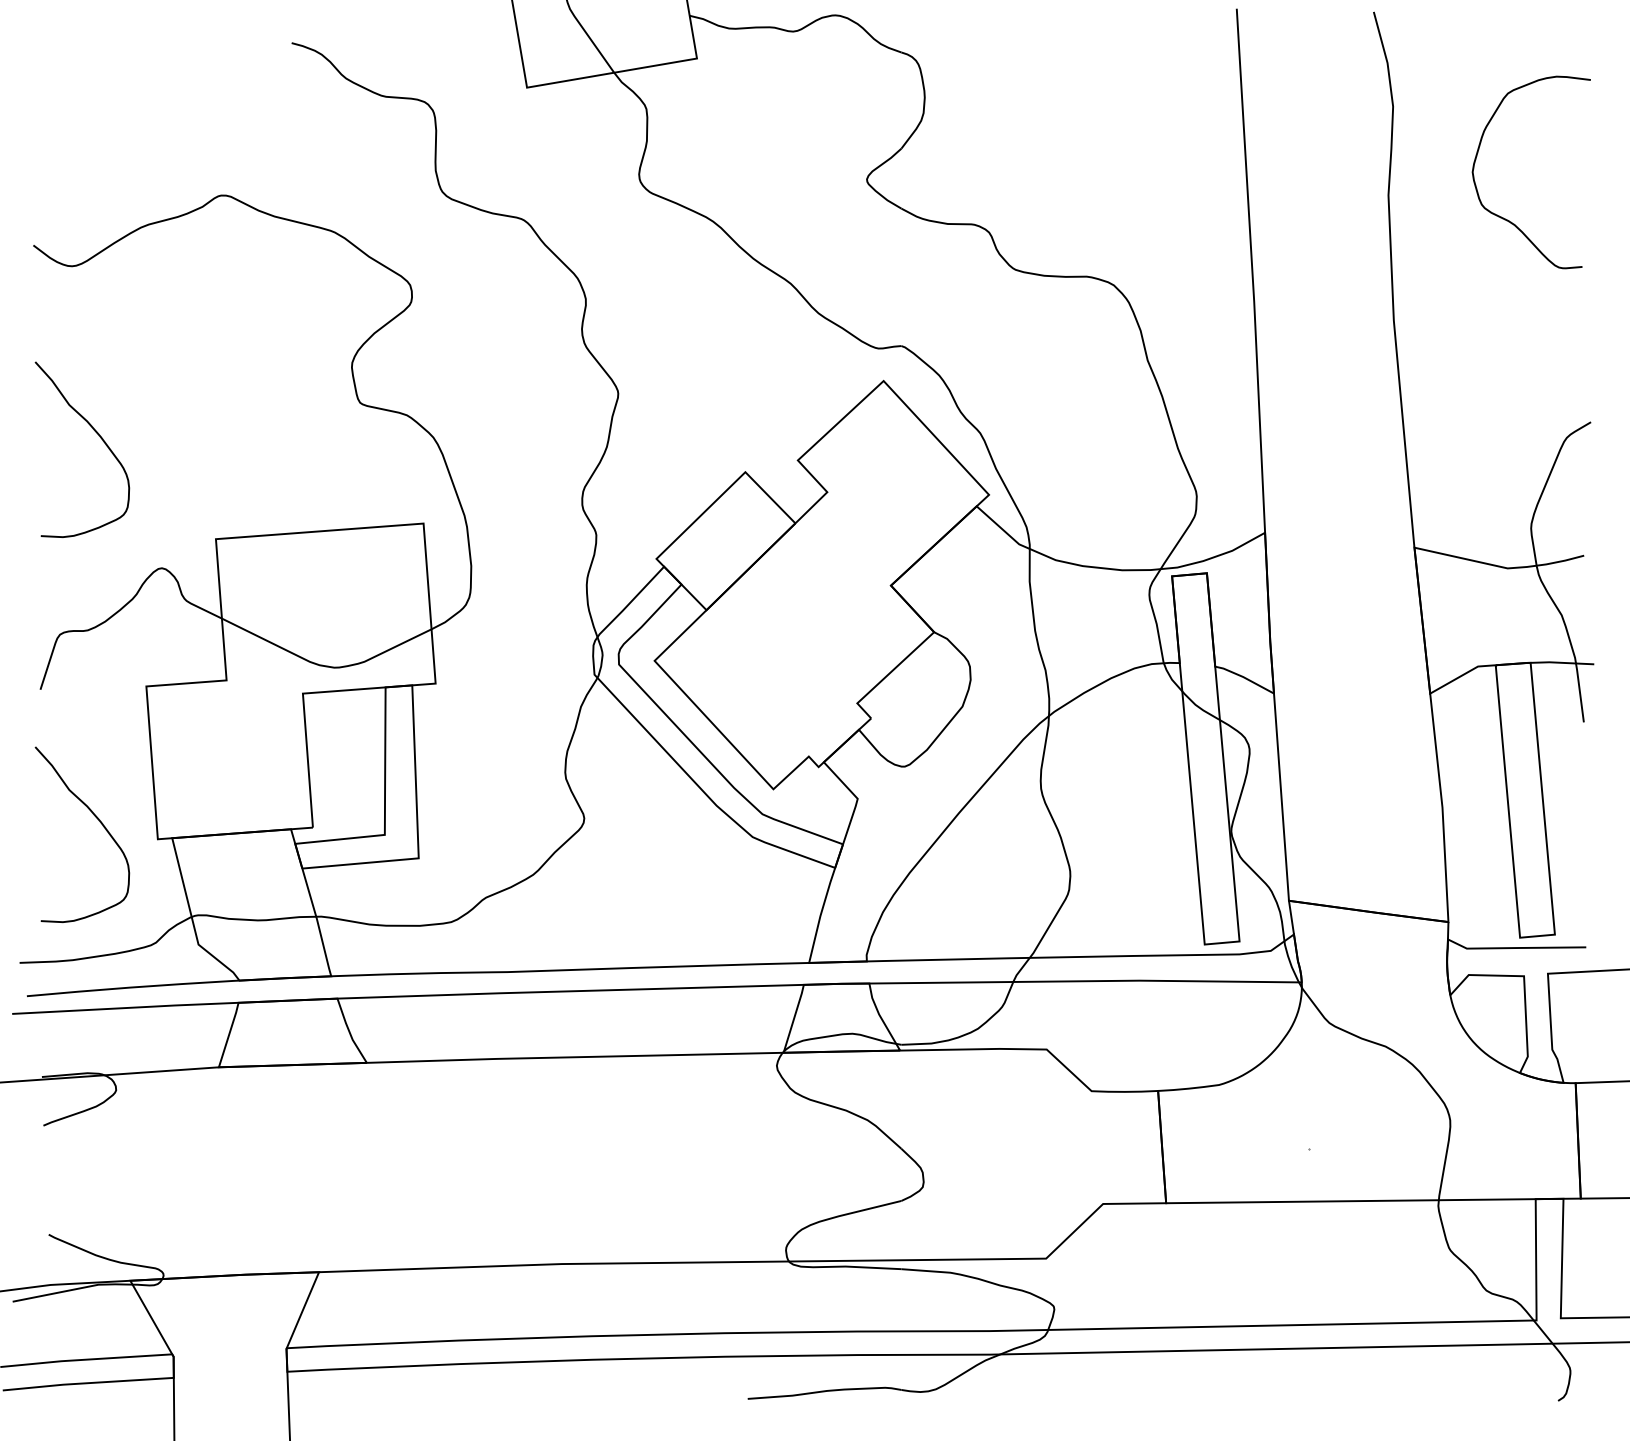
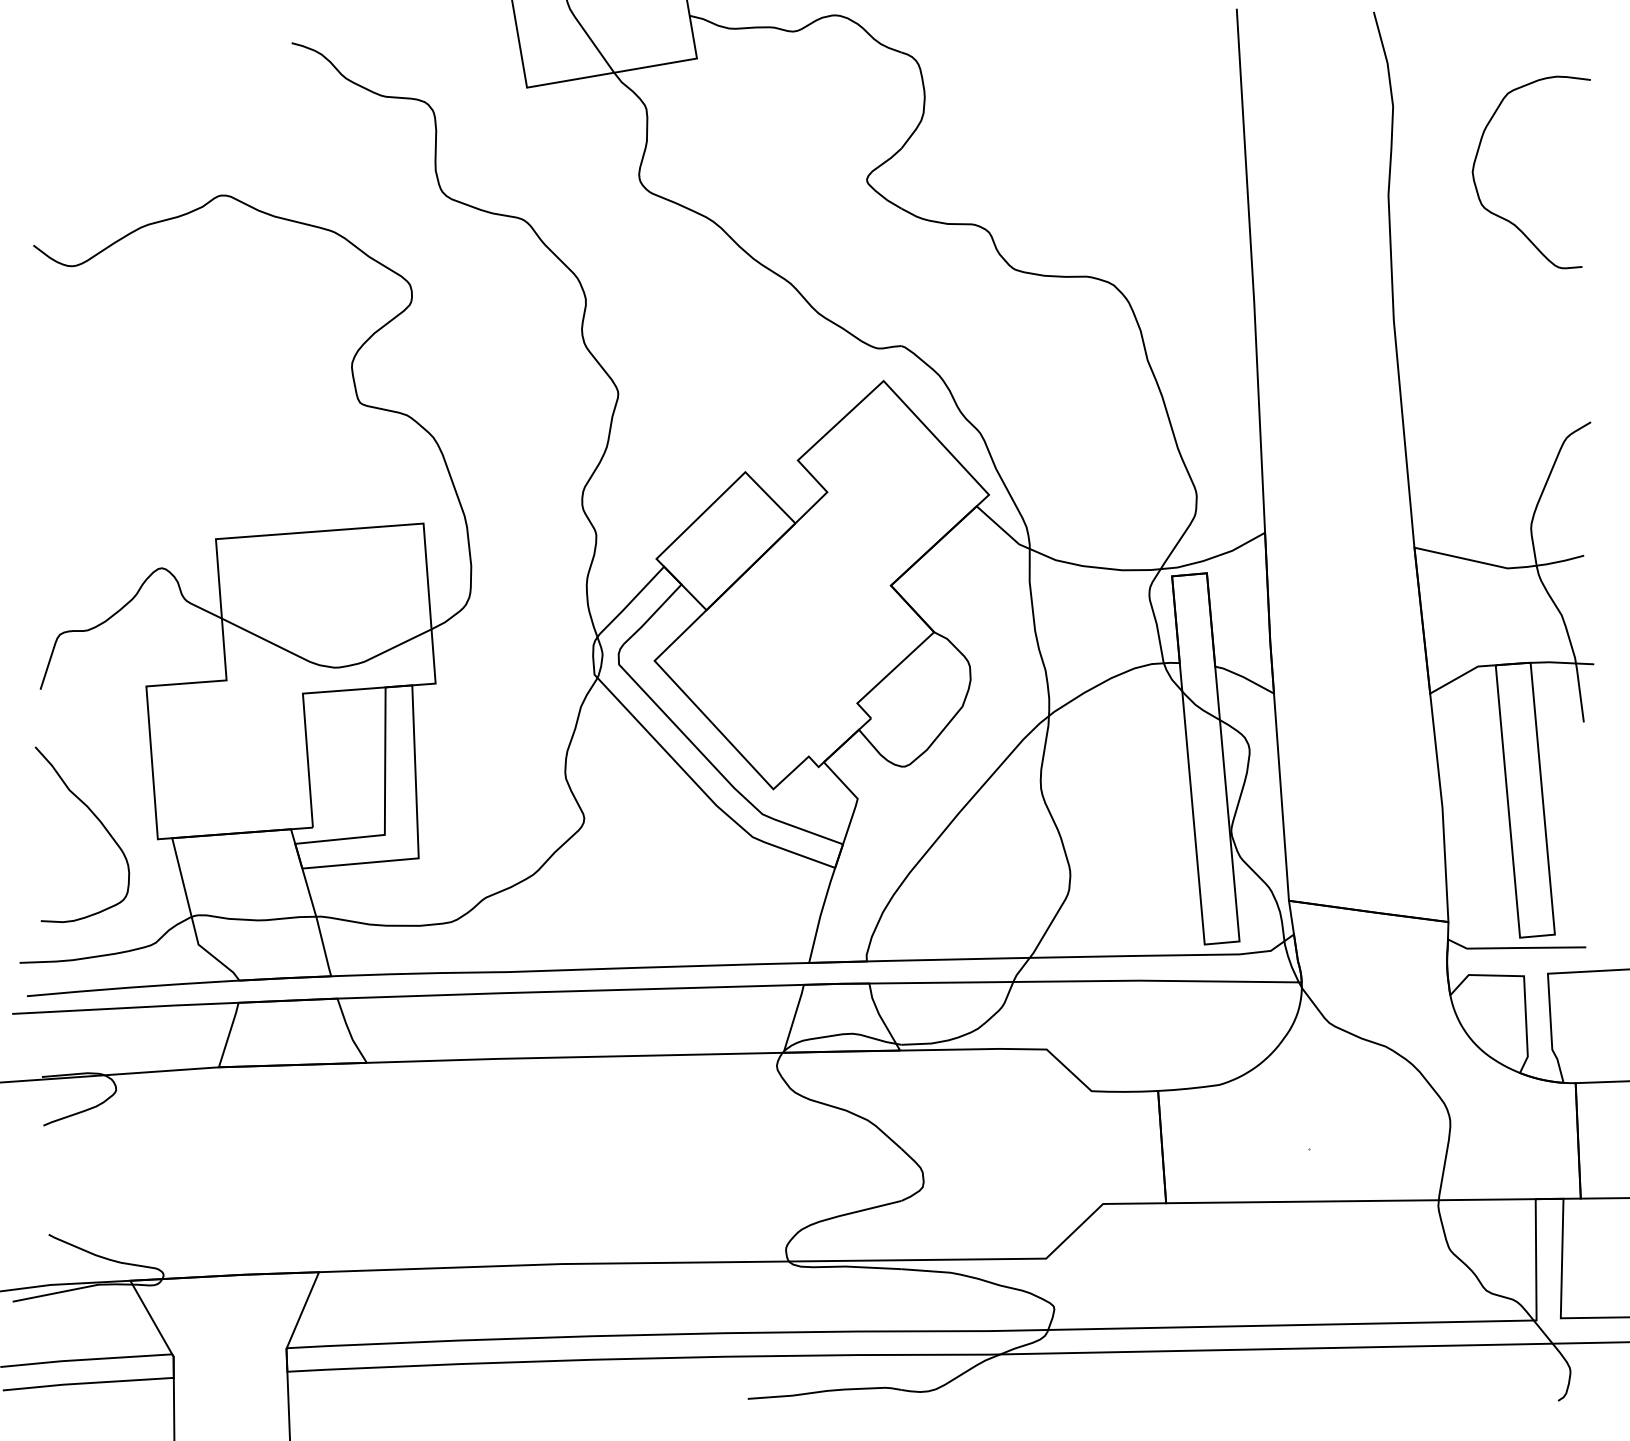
curve: present -> none (100, 438)
